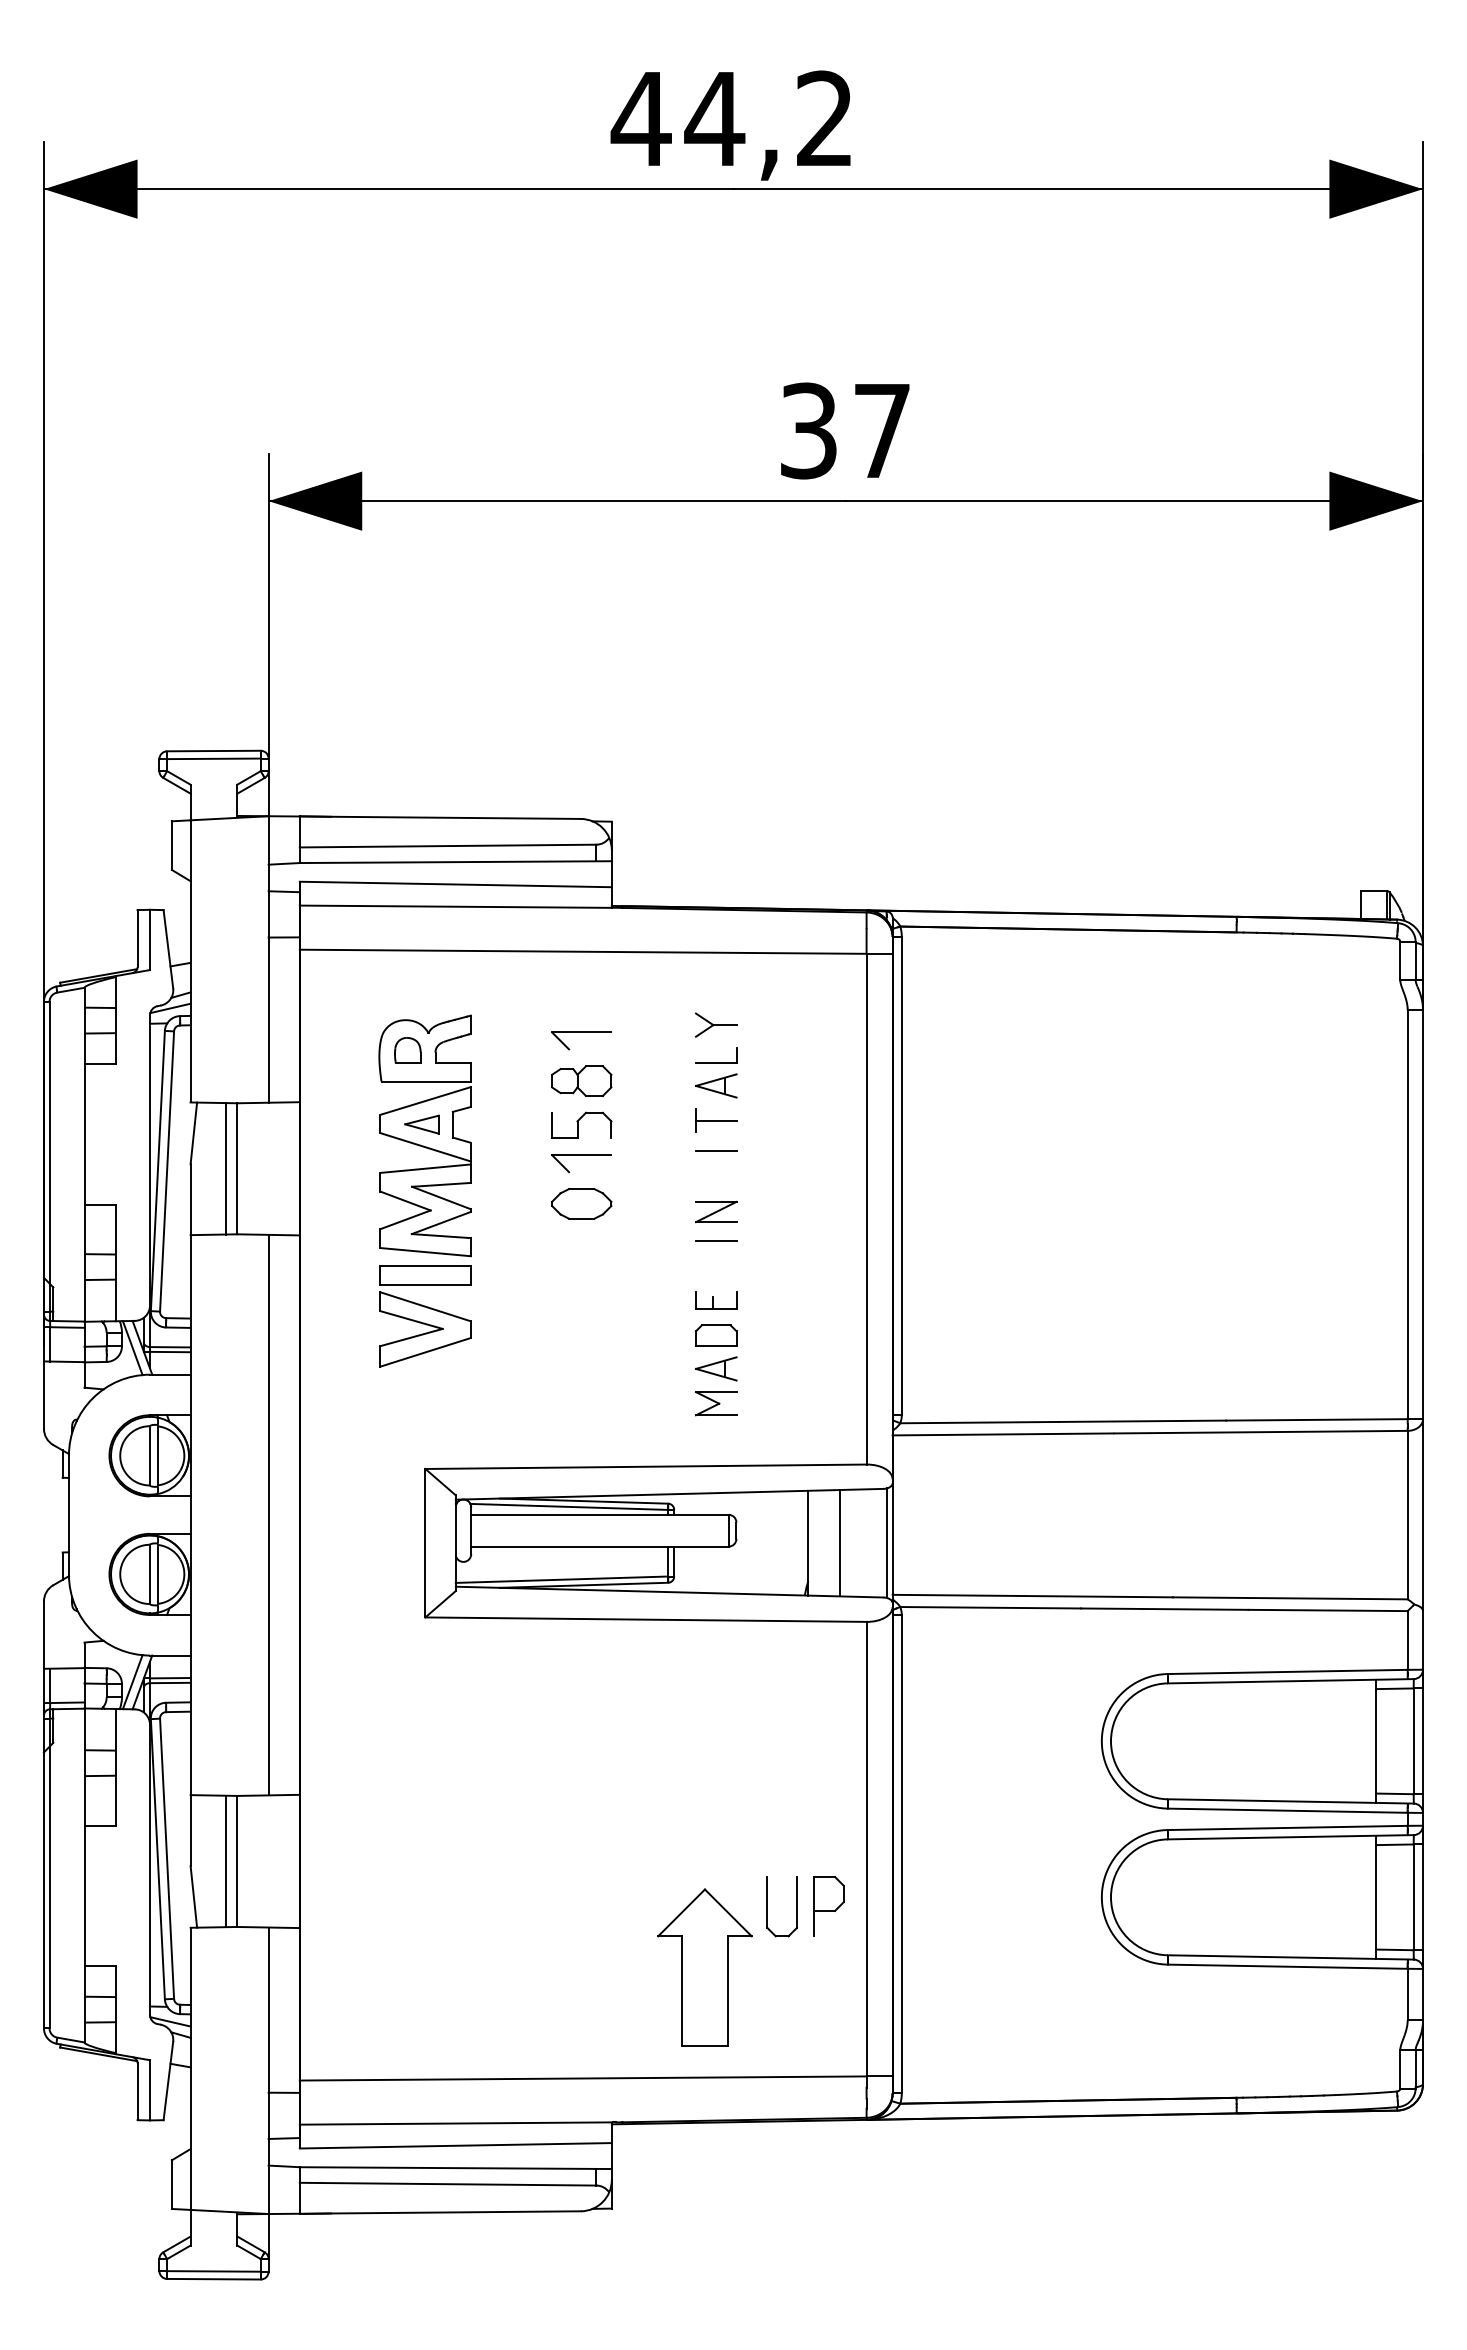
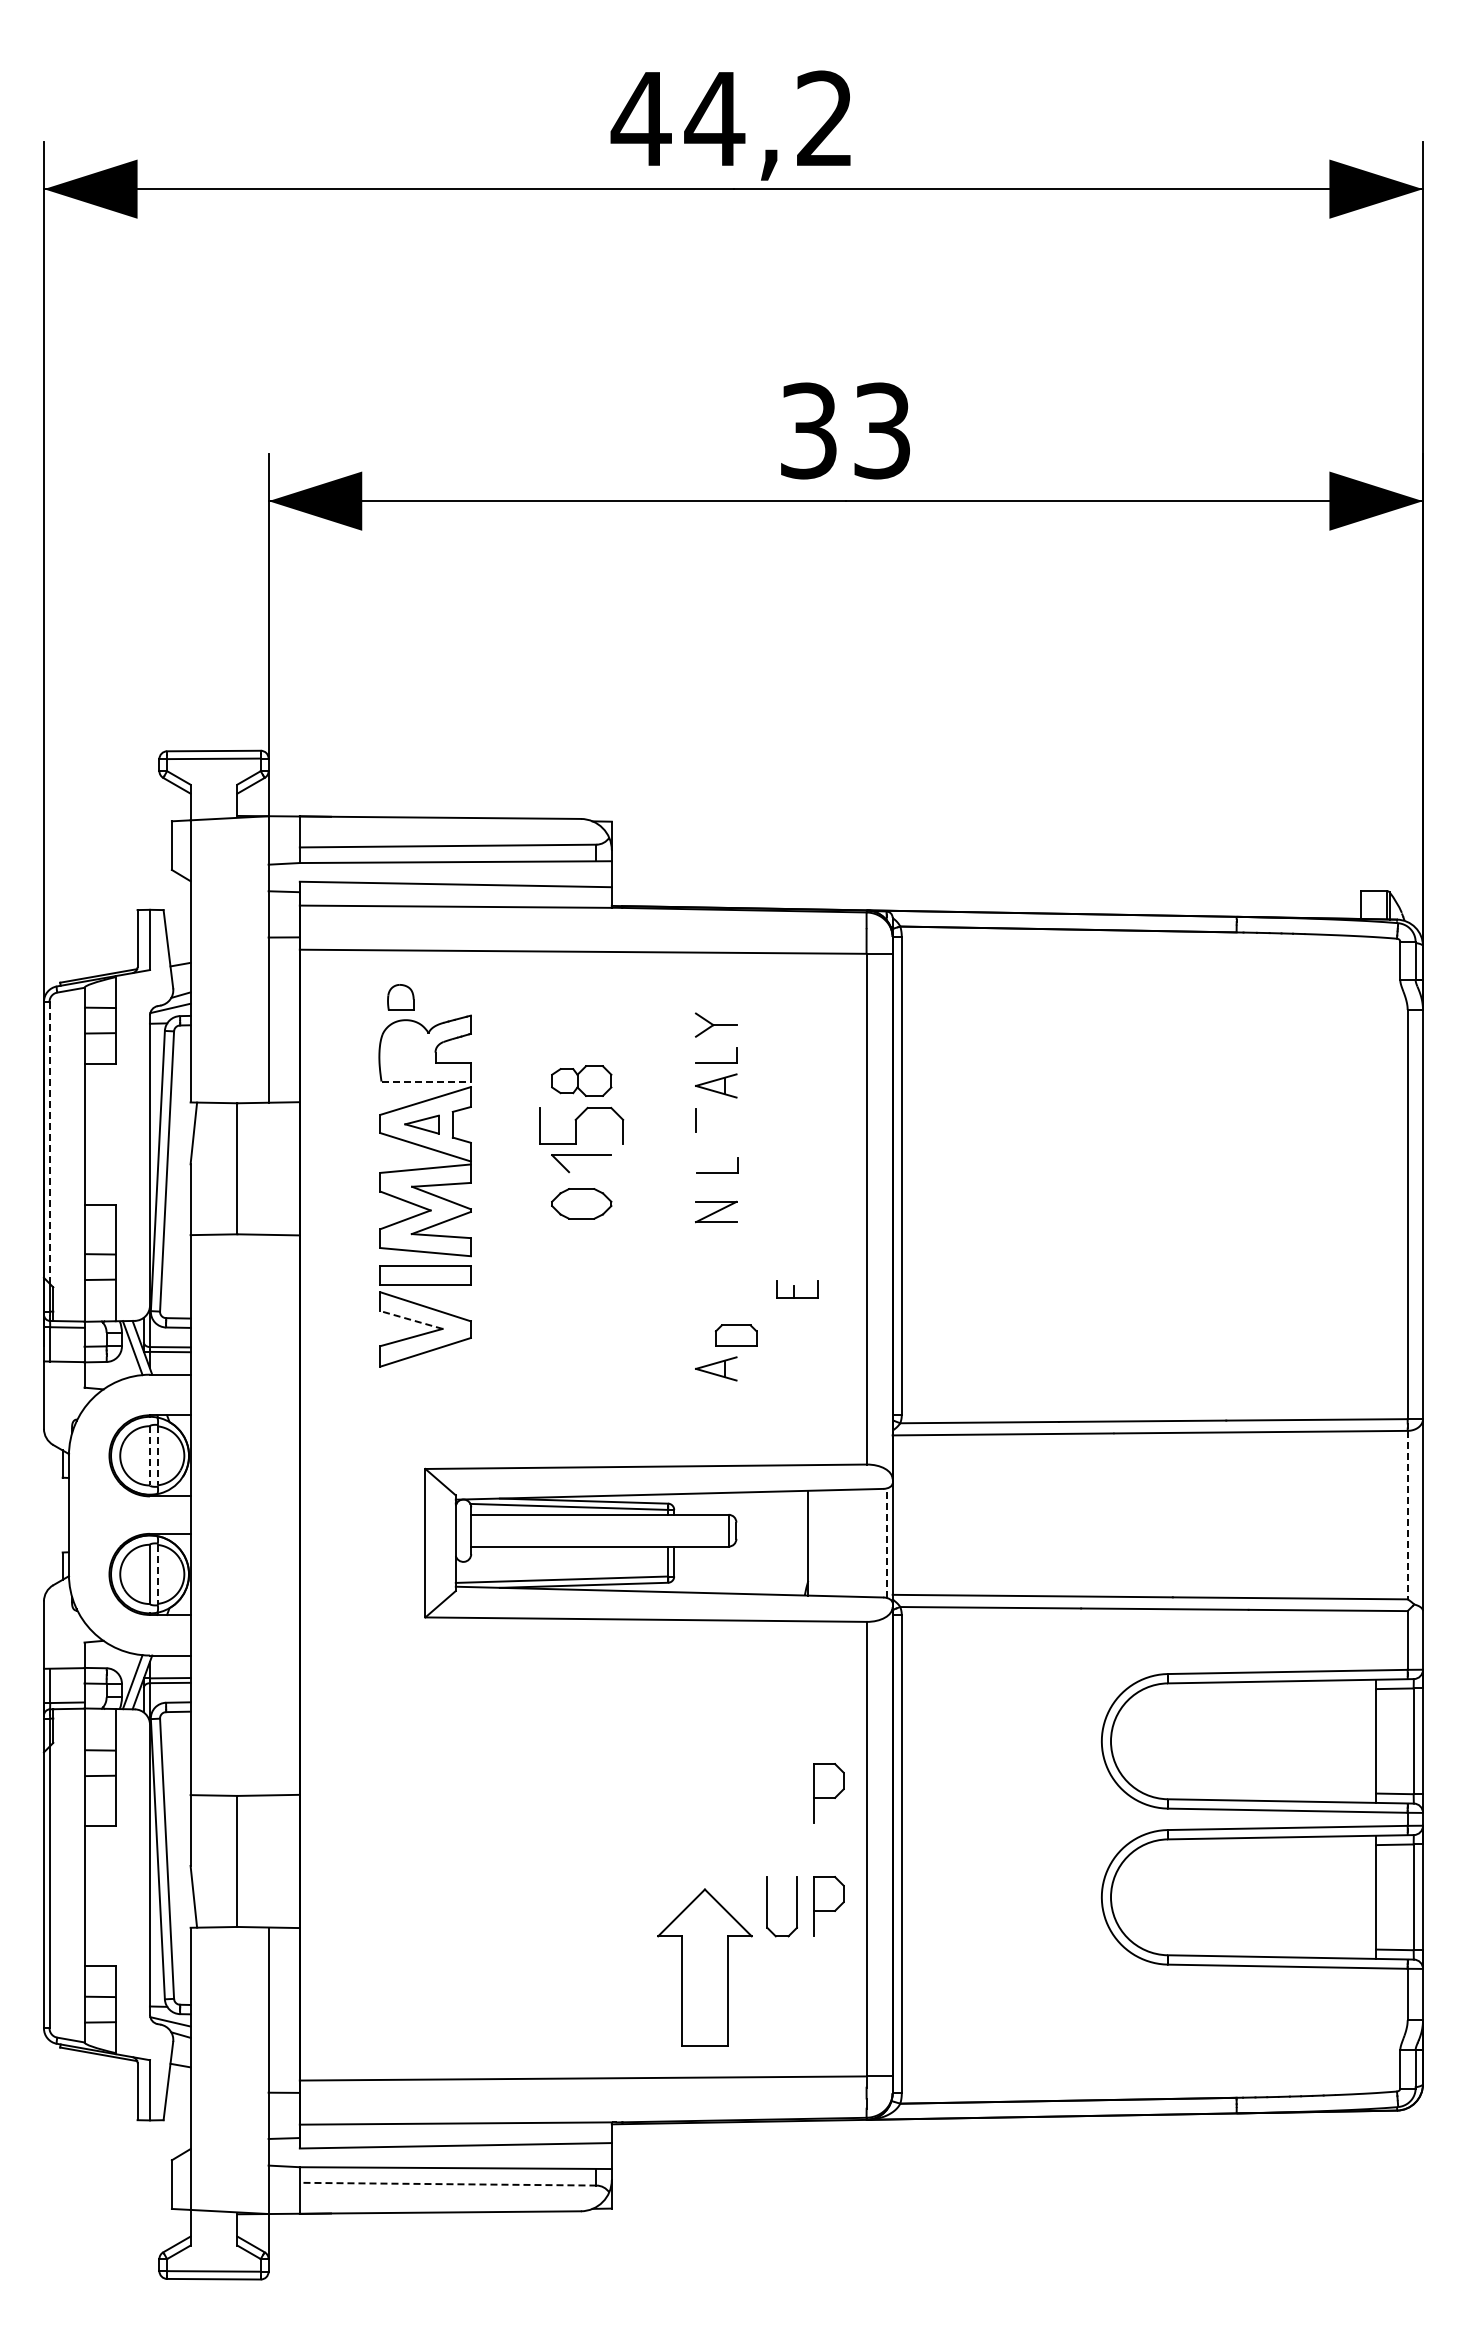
text: 37 -> 33 (881, 430)
part: present -> none (581, 1032)
part position: (407, 1050) -> (400, 997) (400, 997)
line: solid -> dashed (426, 1081)
line: present -> none (716, 1120)
part size: 62x28 px -> 86x39 px (581, 1125)
line: solid -> dashed (49, 1142)
line: present -> none (716, 1150)
line: present -> none (226, 1168)
part: none -> present (717, 1172)
line: present -> none (716, 1240)
part position: (716, 1300) -> (797, 1289) (797, 1289)
line: solid -> dashed (411, 1319)
part position: (716, 1335) -> (736, 1335) (736, 1335)
part: present -> none (716, 1403)
line: solid -> dashed (150, 1455)
line: solid -> dashed (158, 1456)
line: present -> none (268, 1514)
line: solid -> dashed (1407, 1515)
line: present -> none (839, 1543)
line: solid -> dashed (886, 1543)
line: solid -> dashed (158, 1574)
part: none -> present (828, 1793)
line: present -> none (226, 1861)
line: solid -> dashed (447, 2184)
